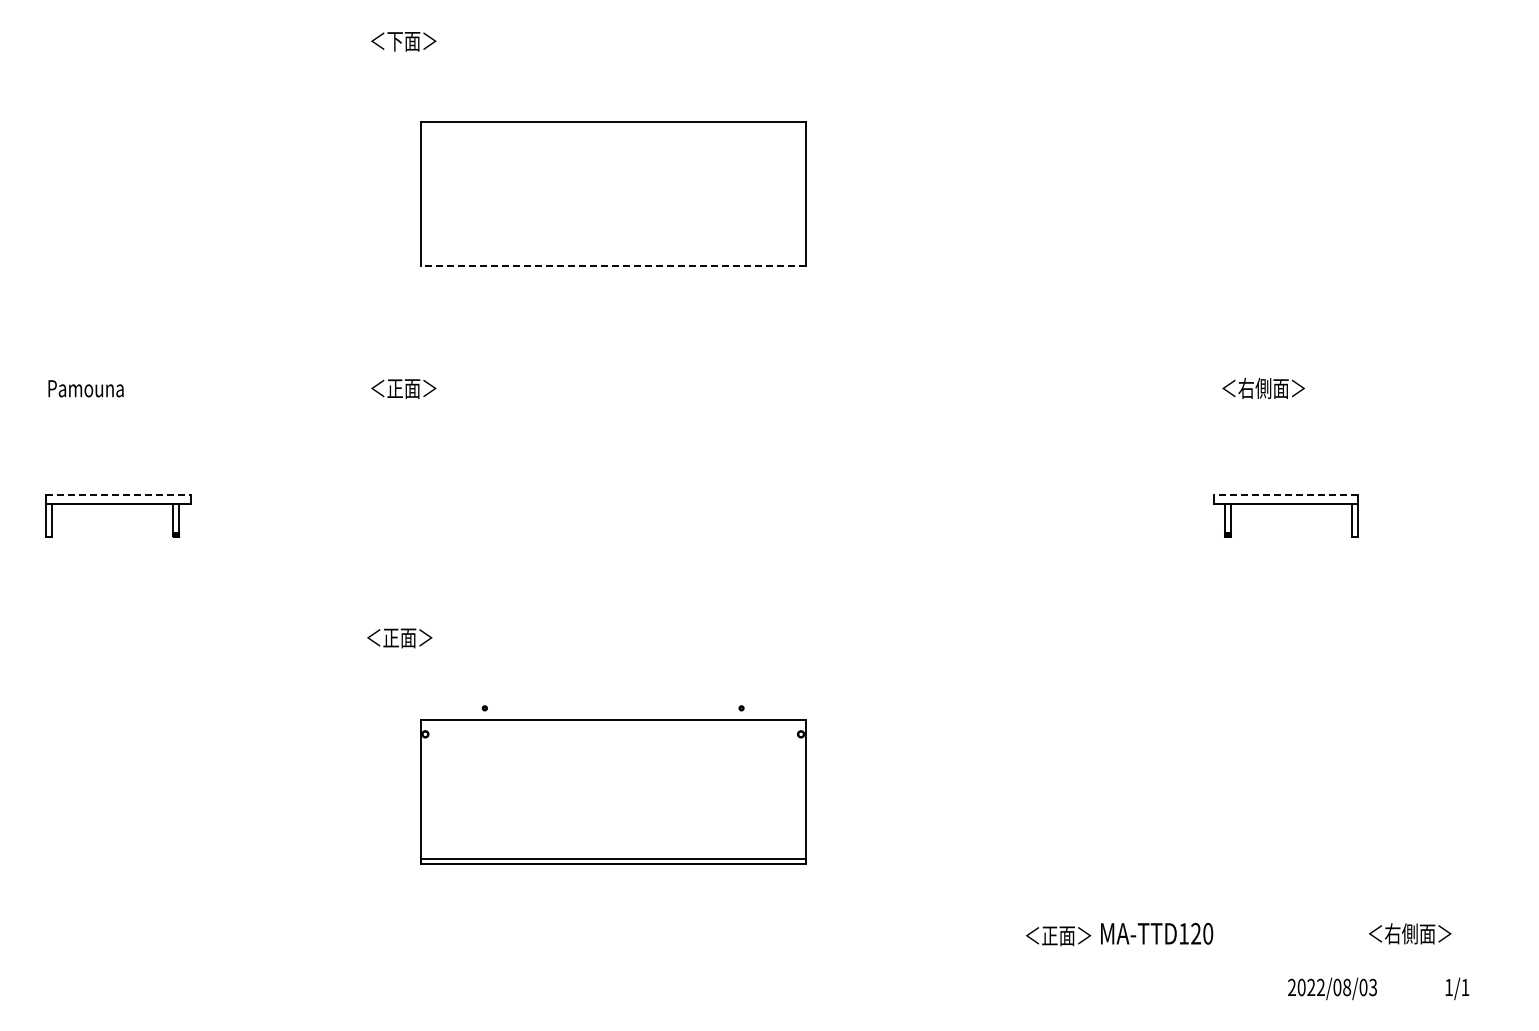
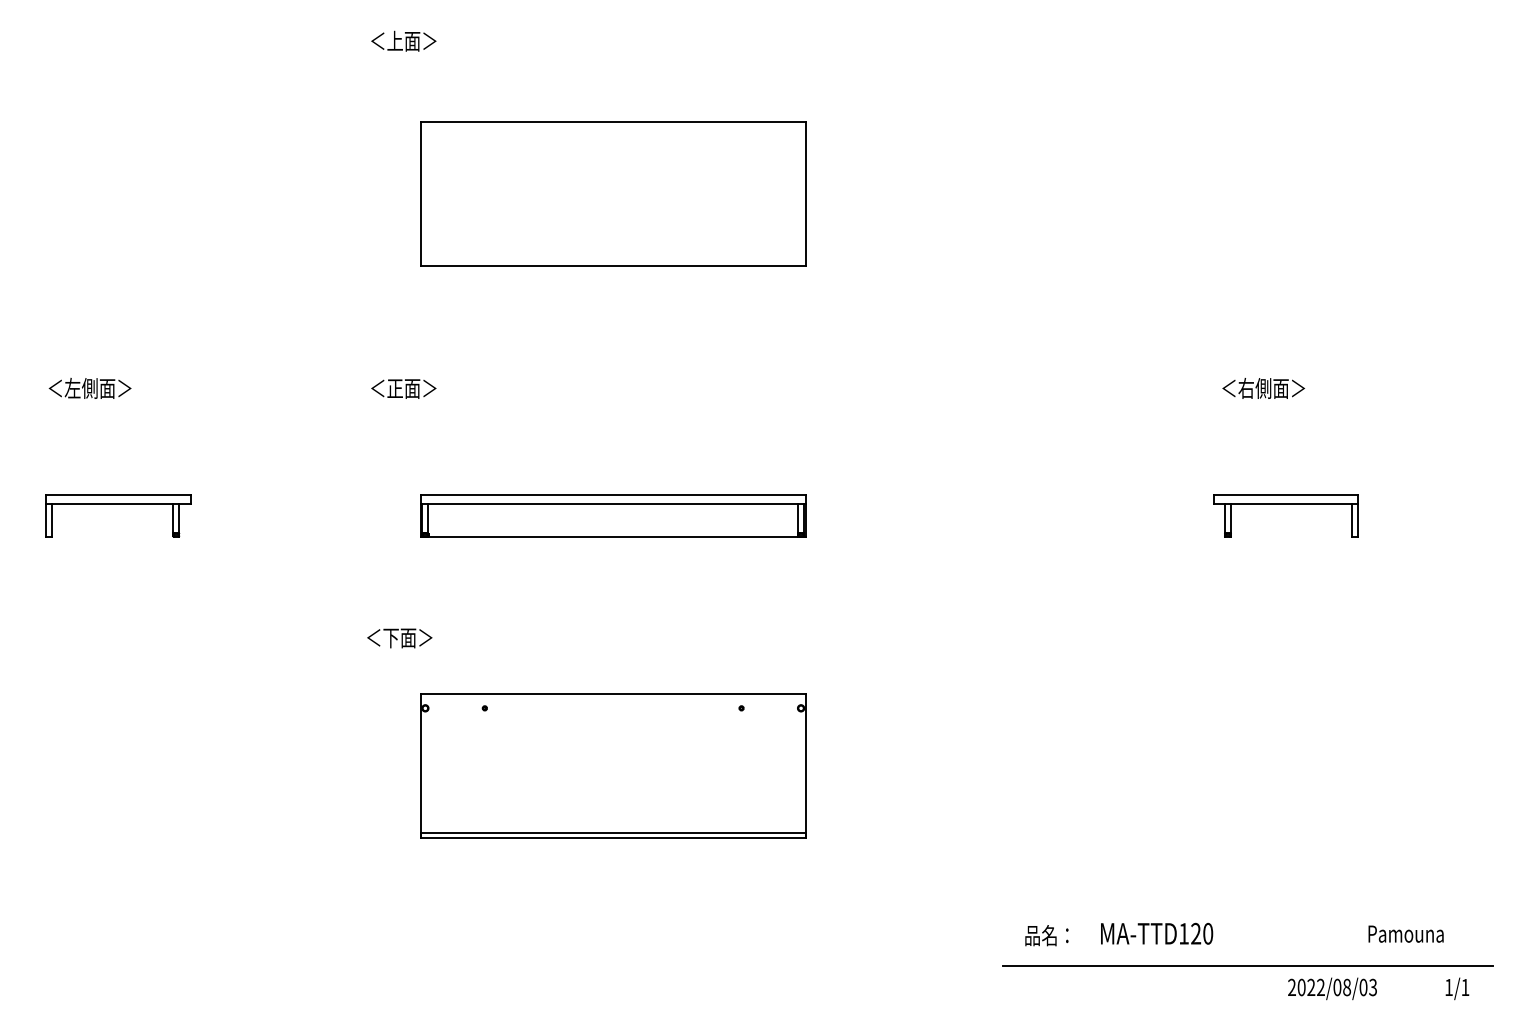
text: ＜下面＞ -> ＜上面＞ (394, 40)
line: dashed -> solid (613, 266)
text: Pamouna -> ＜左側面＞ (89, 387)
line: dashed -> solid (118, 495)
line: dashed -> solid (1285, 495)
part: none -> present (613, 515)
text: ＜正面＞ -> ＜下面＞ (390, 638)
part position: (613, 791) -> (613, 765) (613, 765)
text: ＜右側面＞ -> Pamouna (1409, 933)
text: ＜正面＞ -> 品名： (1058, 935)
line: none -> present (1247, 966)
